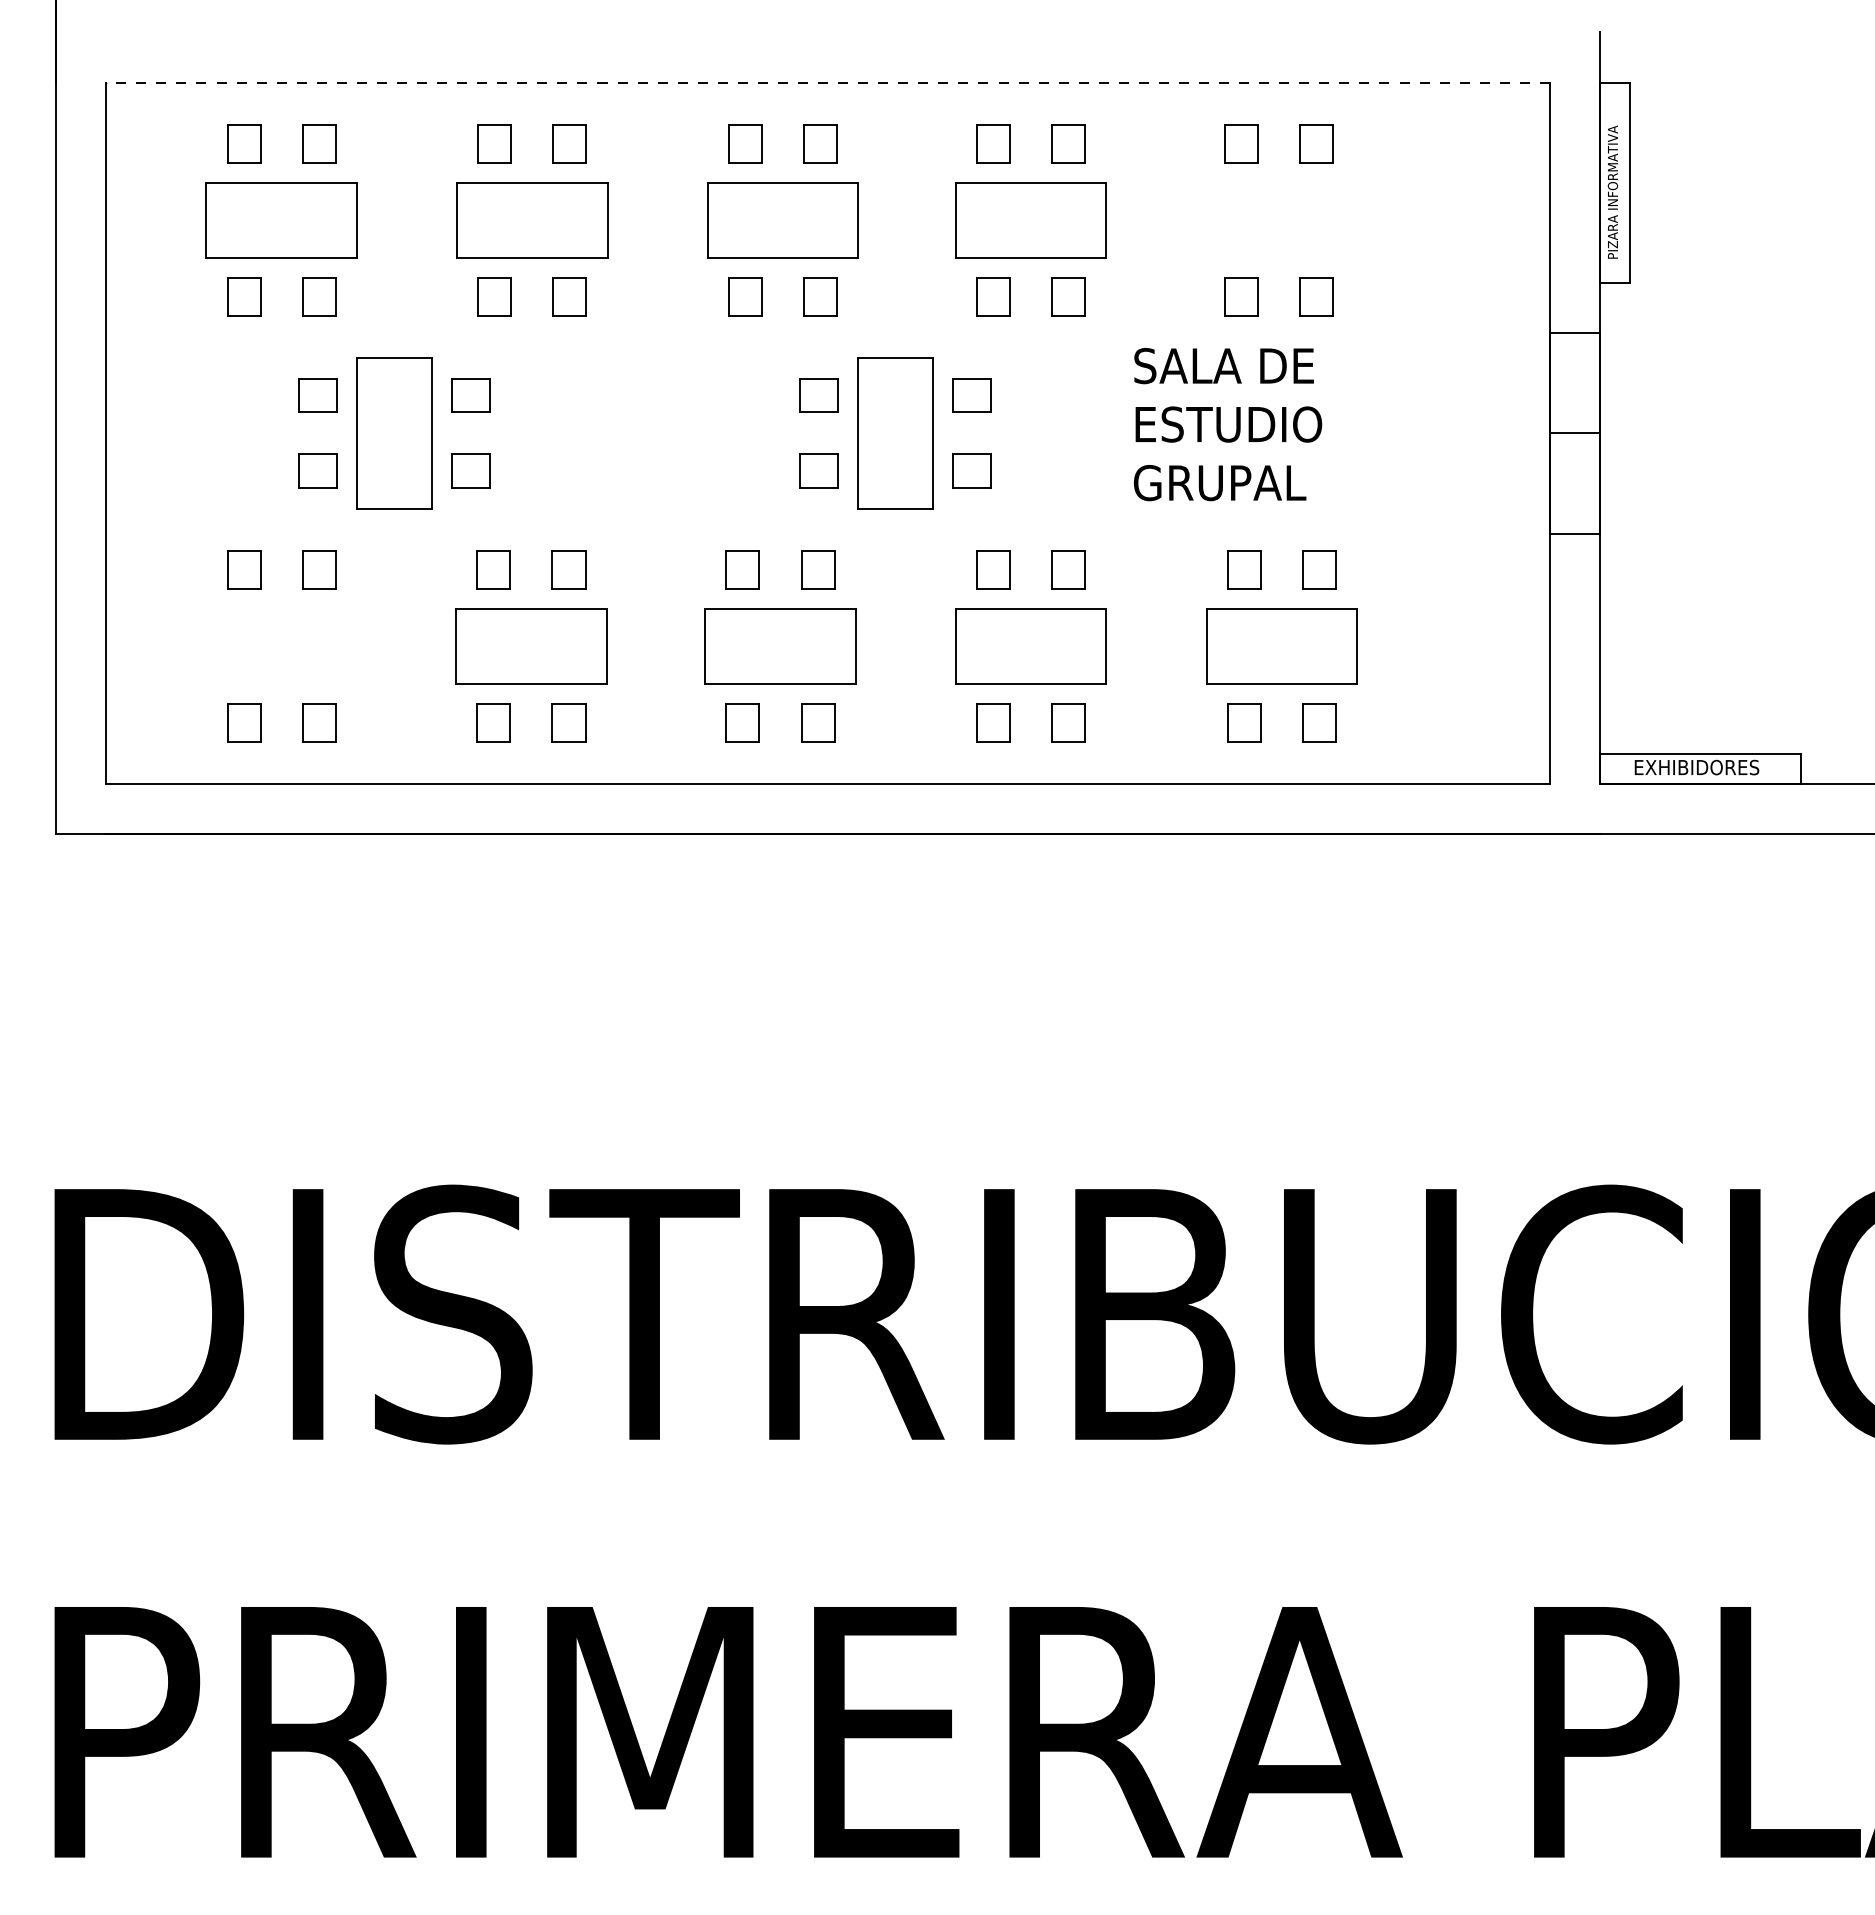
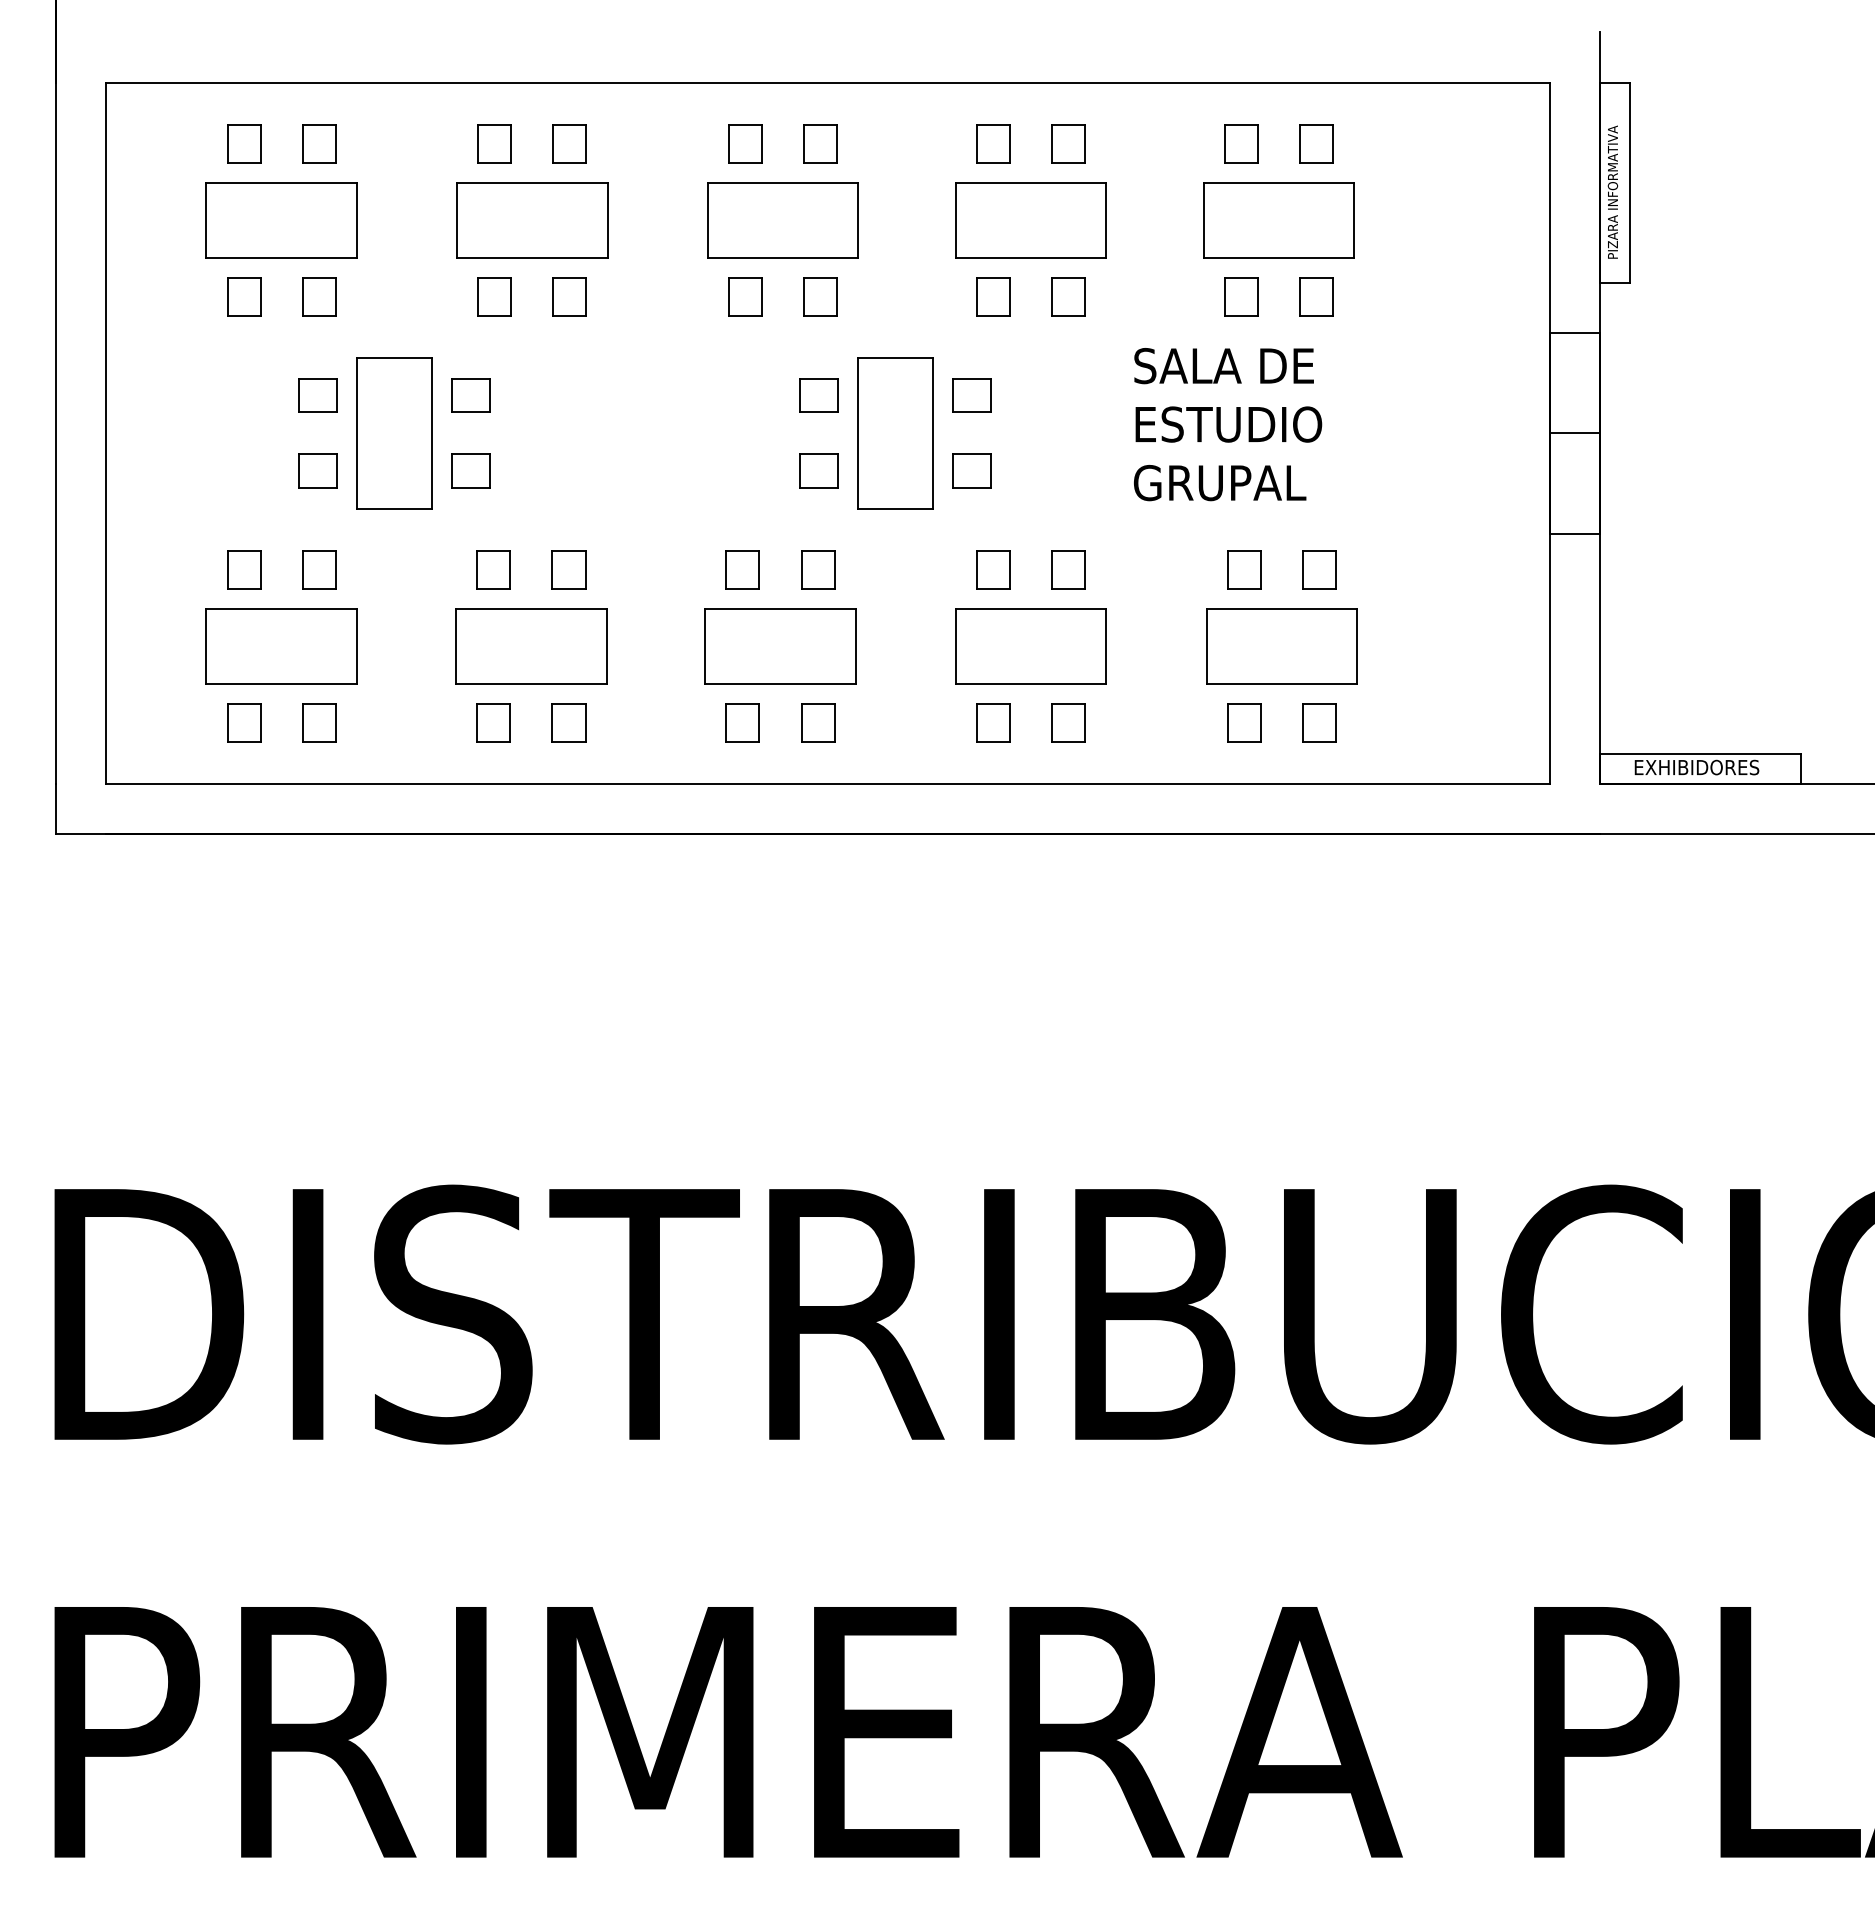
line: dashed -> solid (828, 82)
part: none -> present (1278, 220)
part: none -> present (281, 646)
